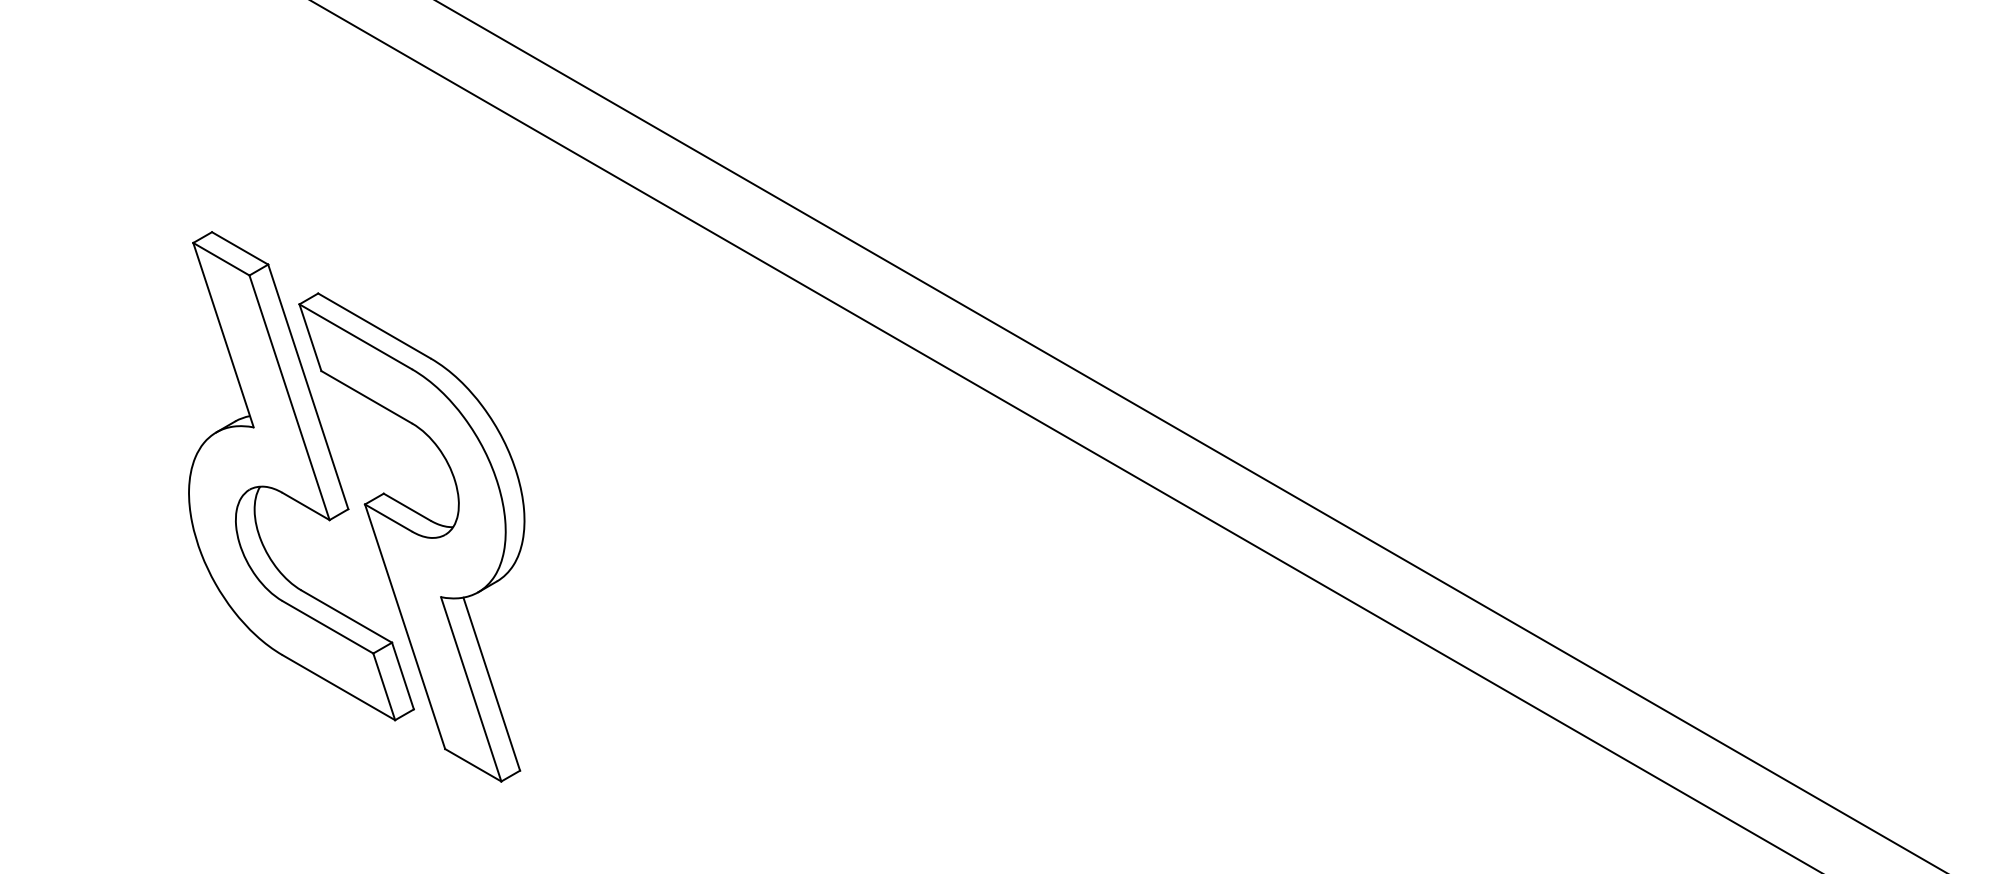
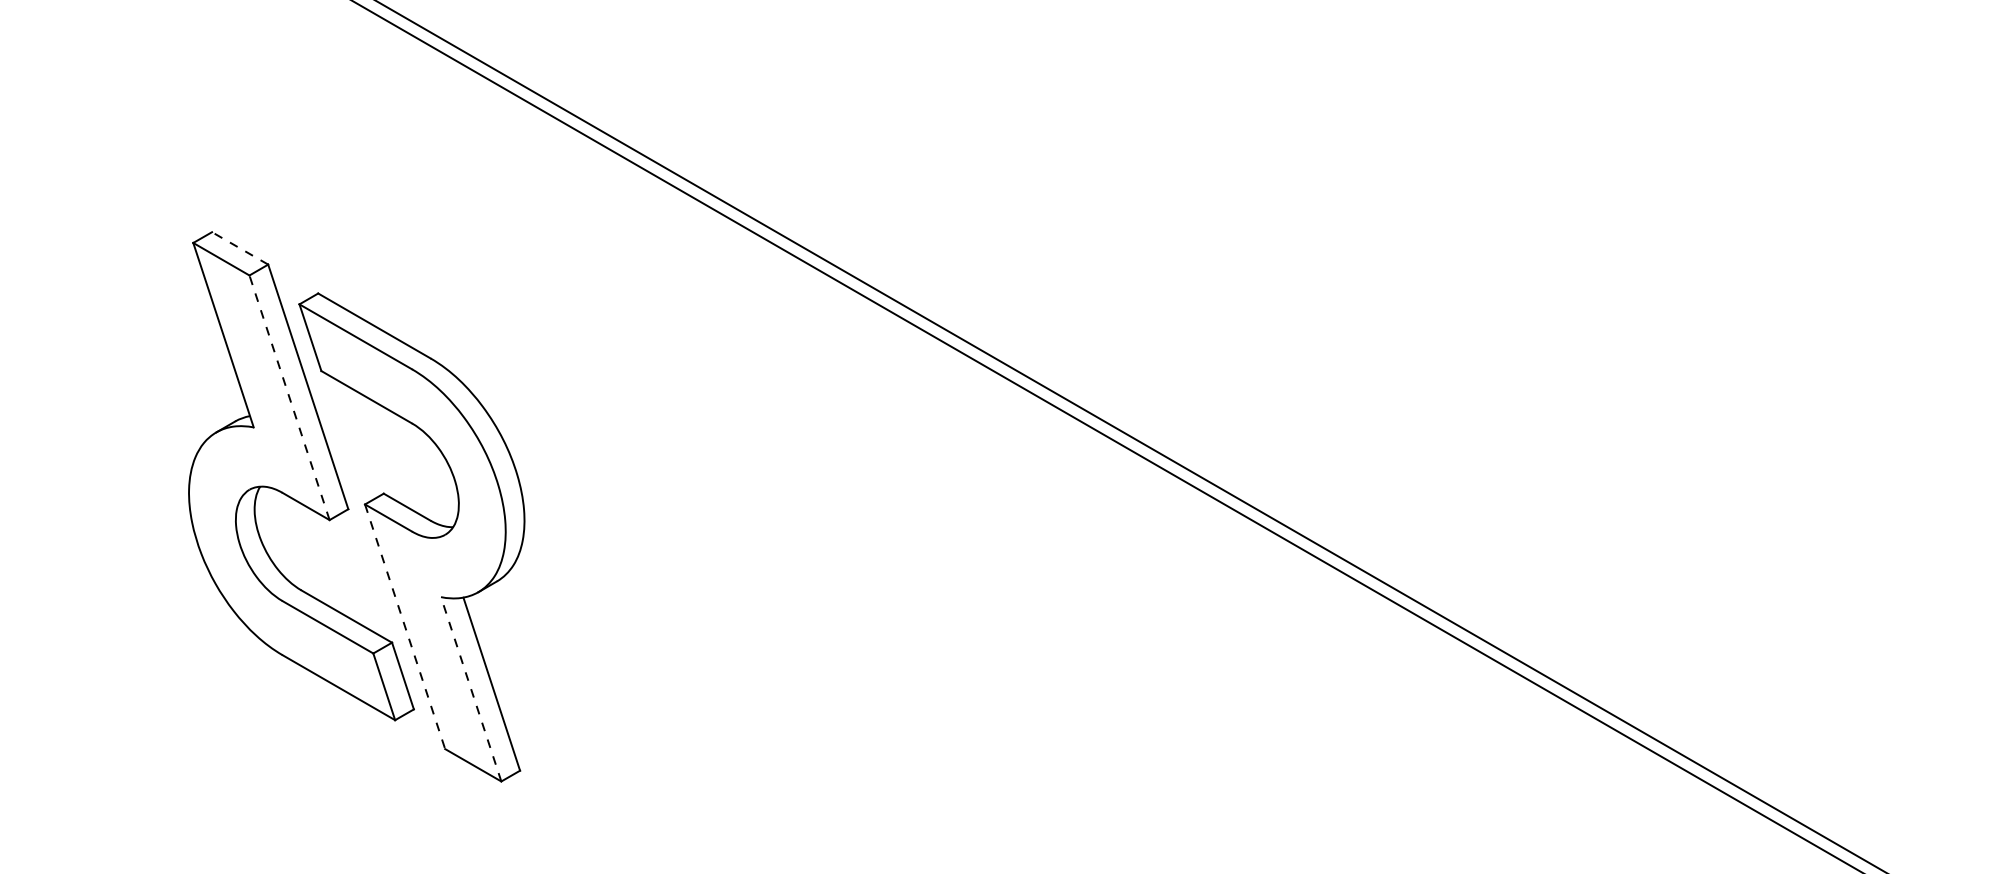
line: solid -> dashed (239, 248)
line: solid -> dashed (289, 397)
line position: (1065, 436) -> (1106, 436) (1106, 436)
line position: (1190, 436) -> (1130, 436) (1130, 436)
line: solid -> dashed (405, 626)
line: solid -> dashed (471, 689)
